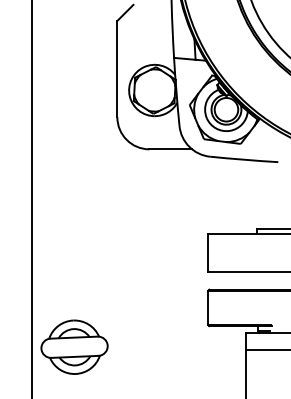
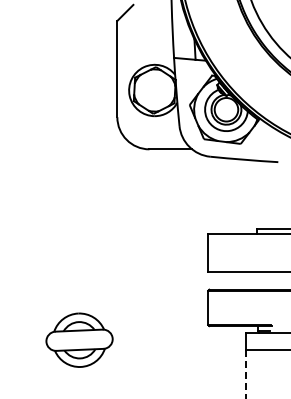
line: present -> none (31, 198)
part position: (74, 346) -> (79, 339) (79, 339)
line: solid -> dashed (245, 374)
